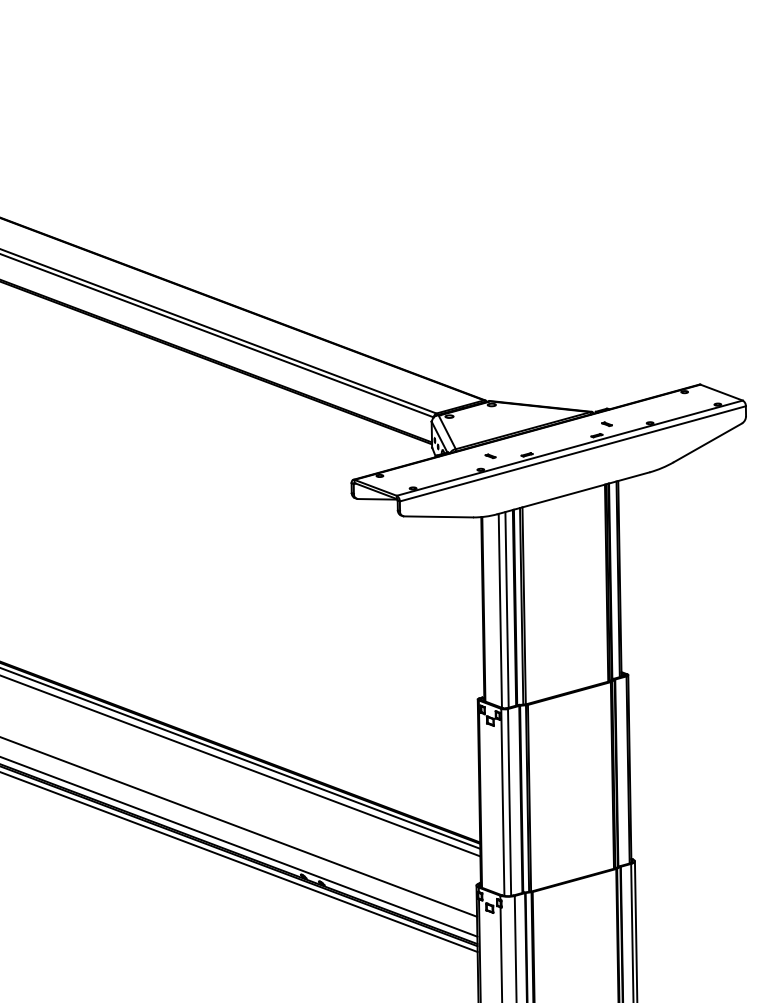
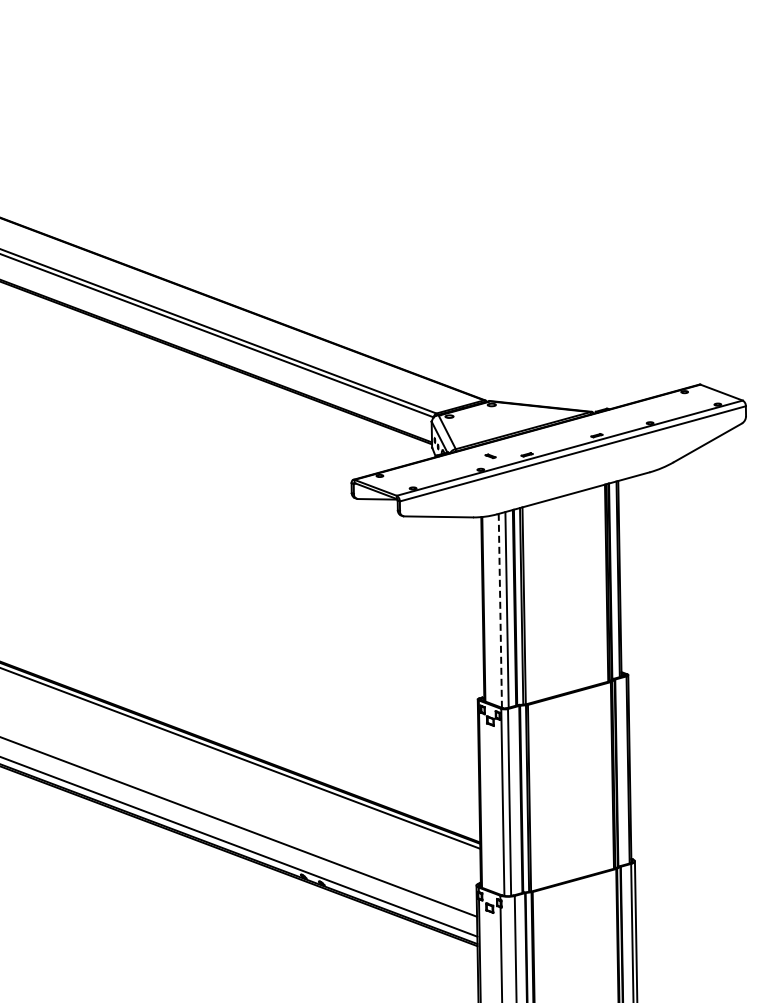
part: present -> none (606, 423)
line: solid -> dashed (500, 610)
line: present -> none (241, 766)
line: present -> none (239, 862)
